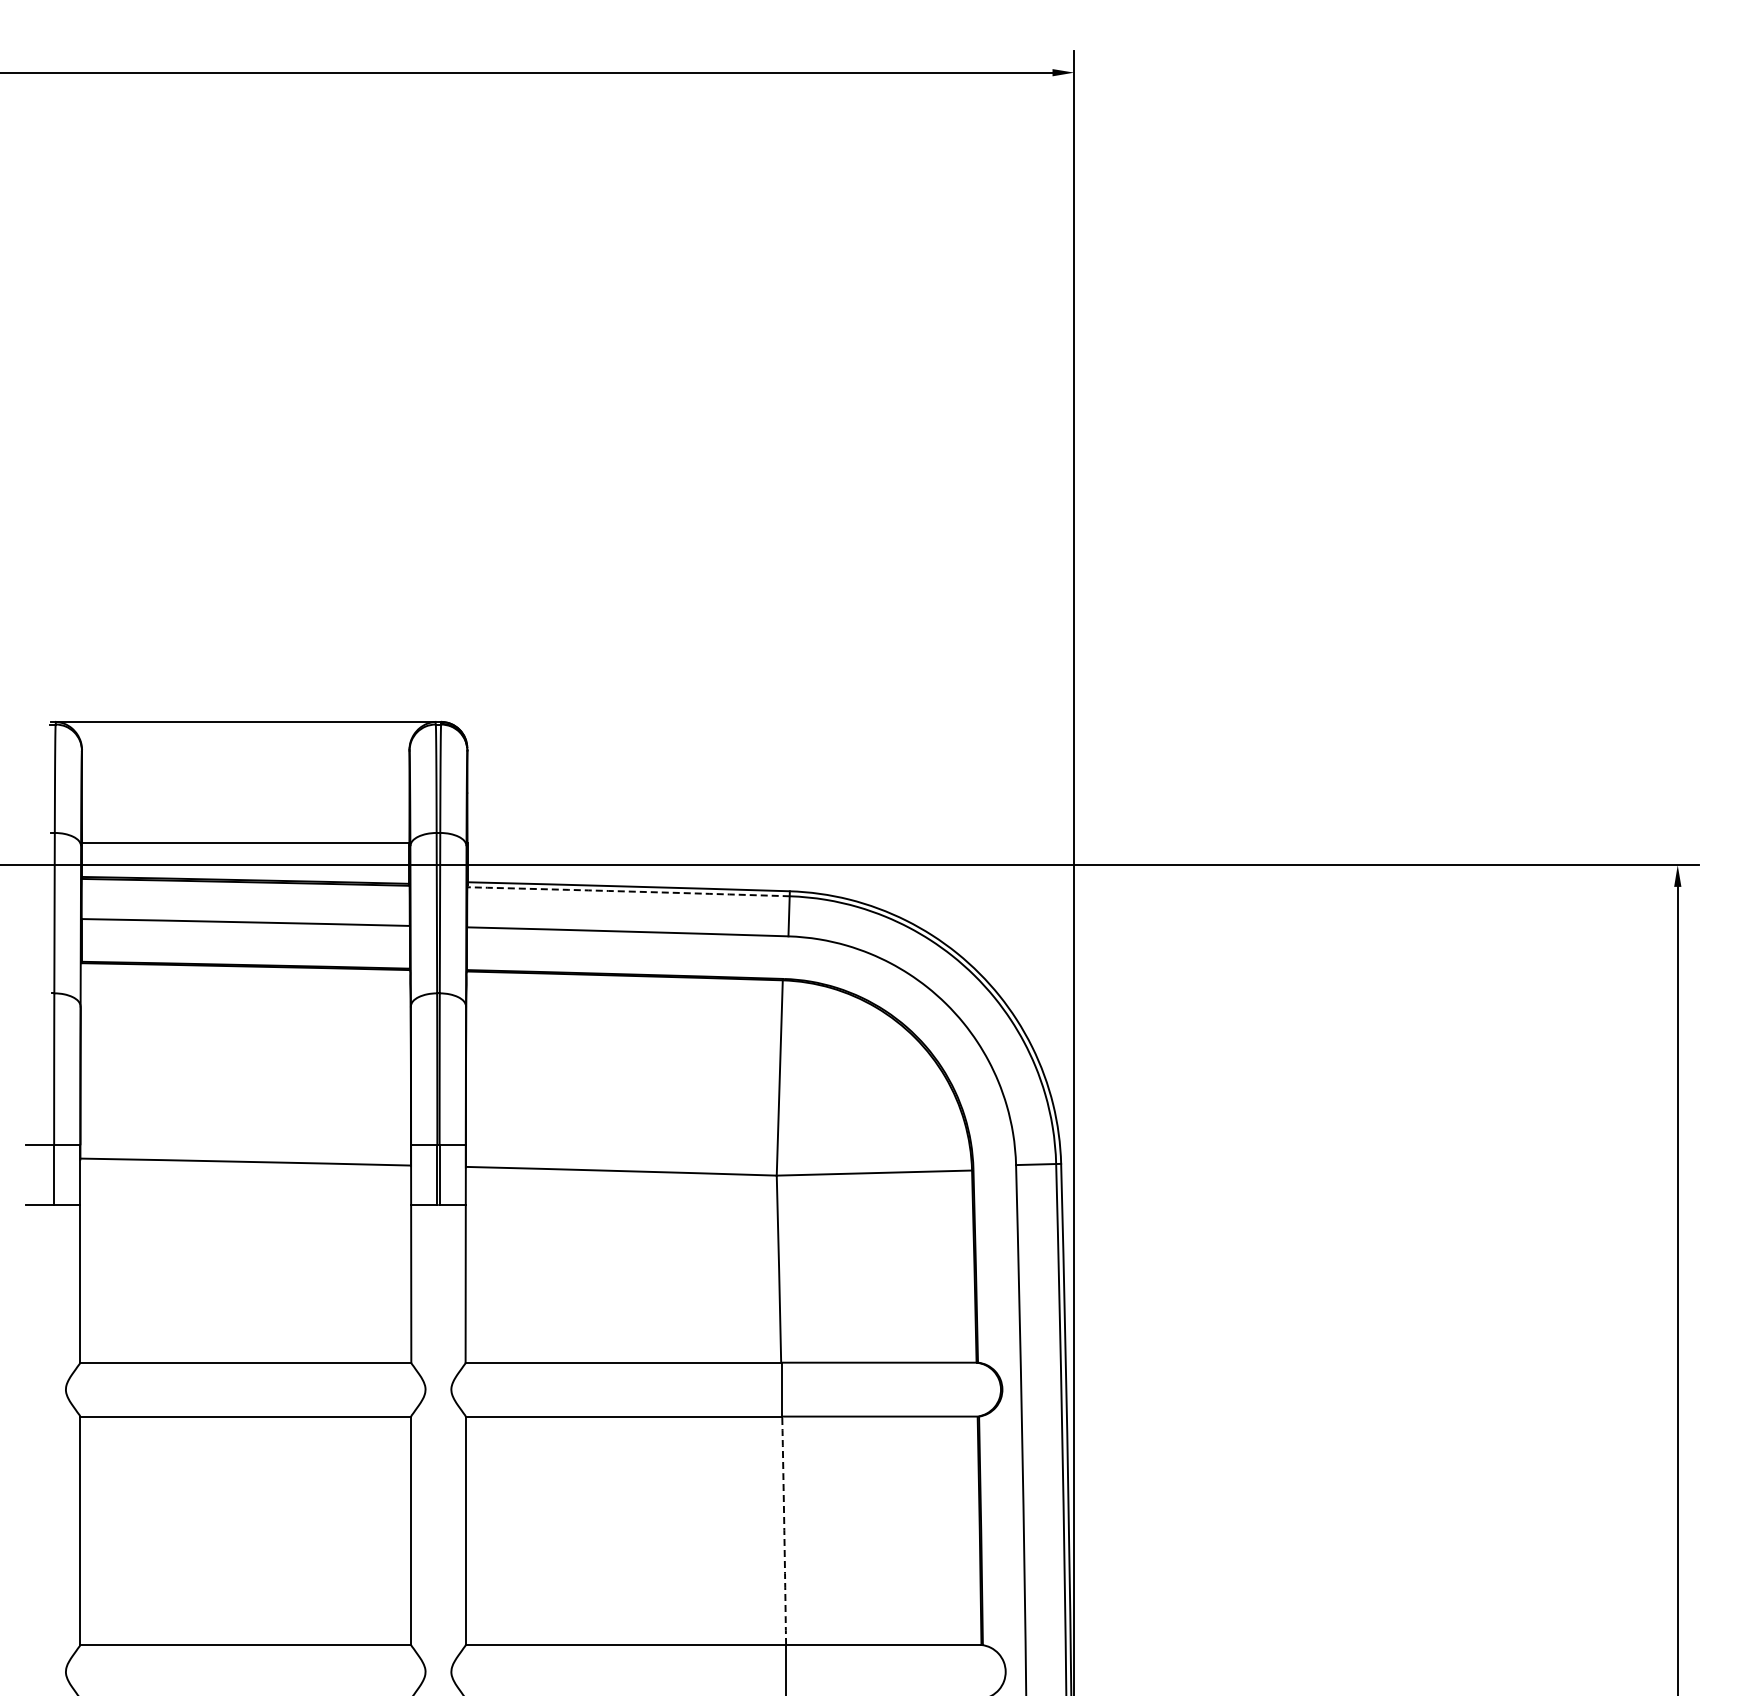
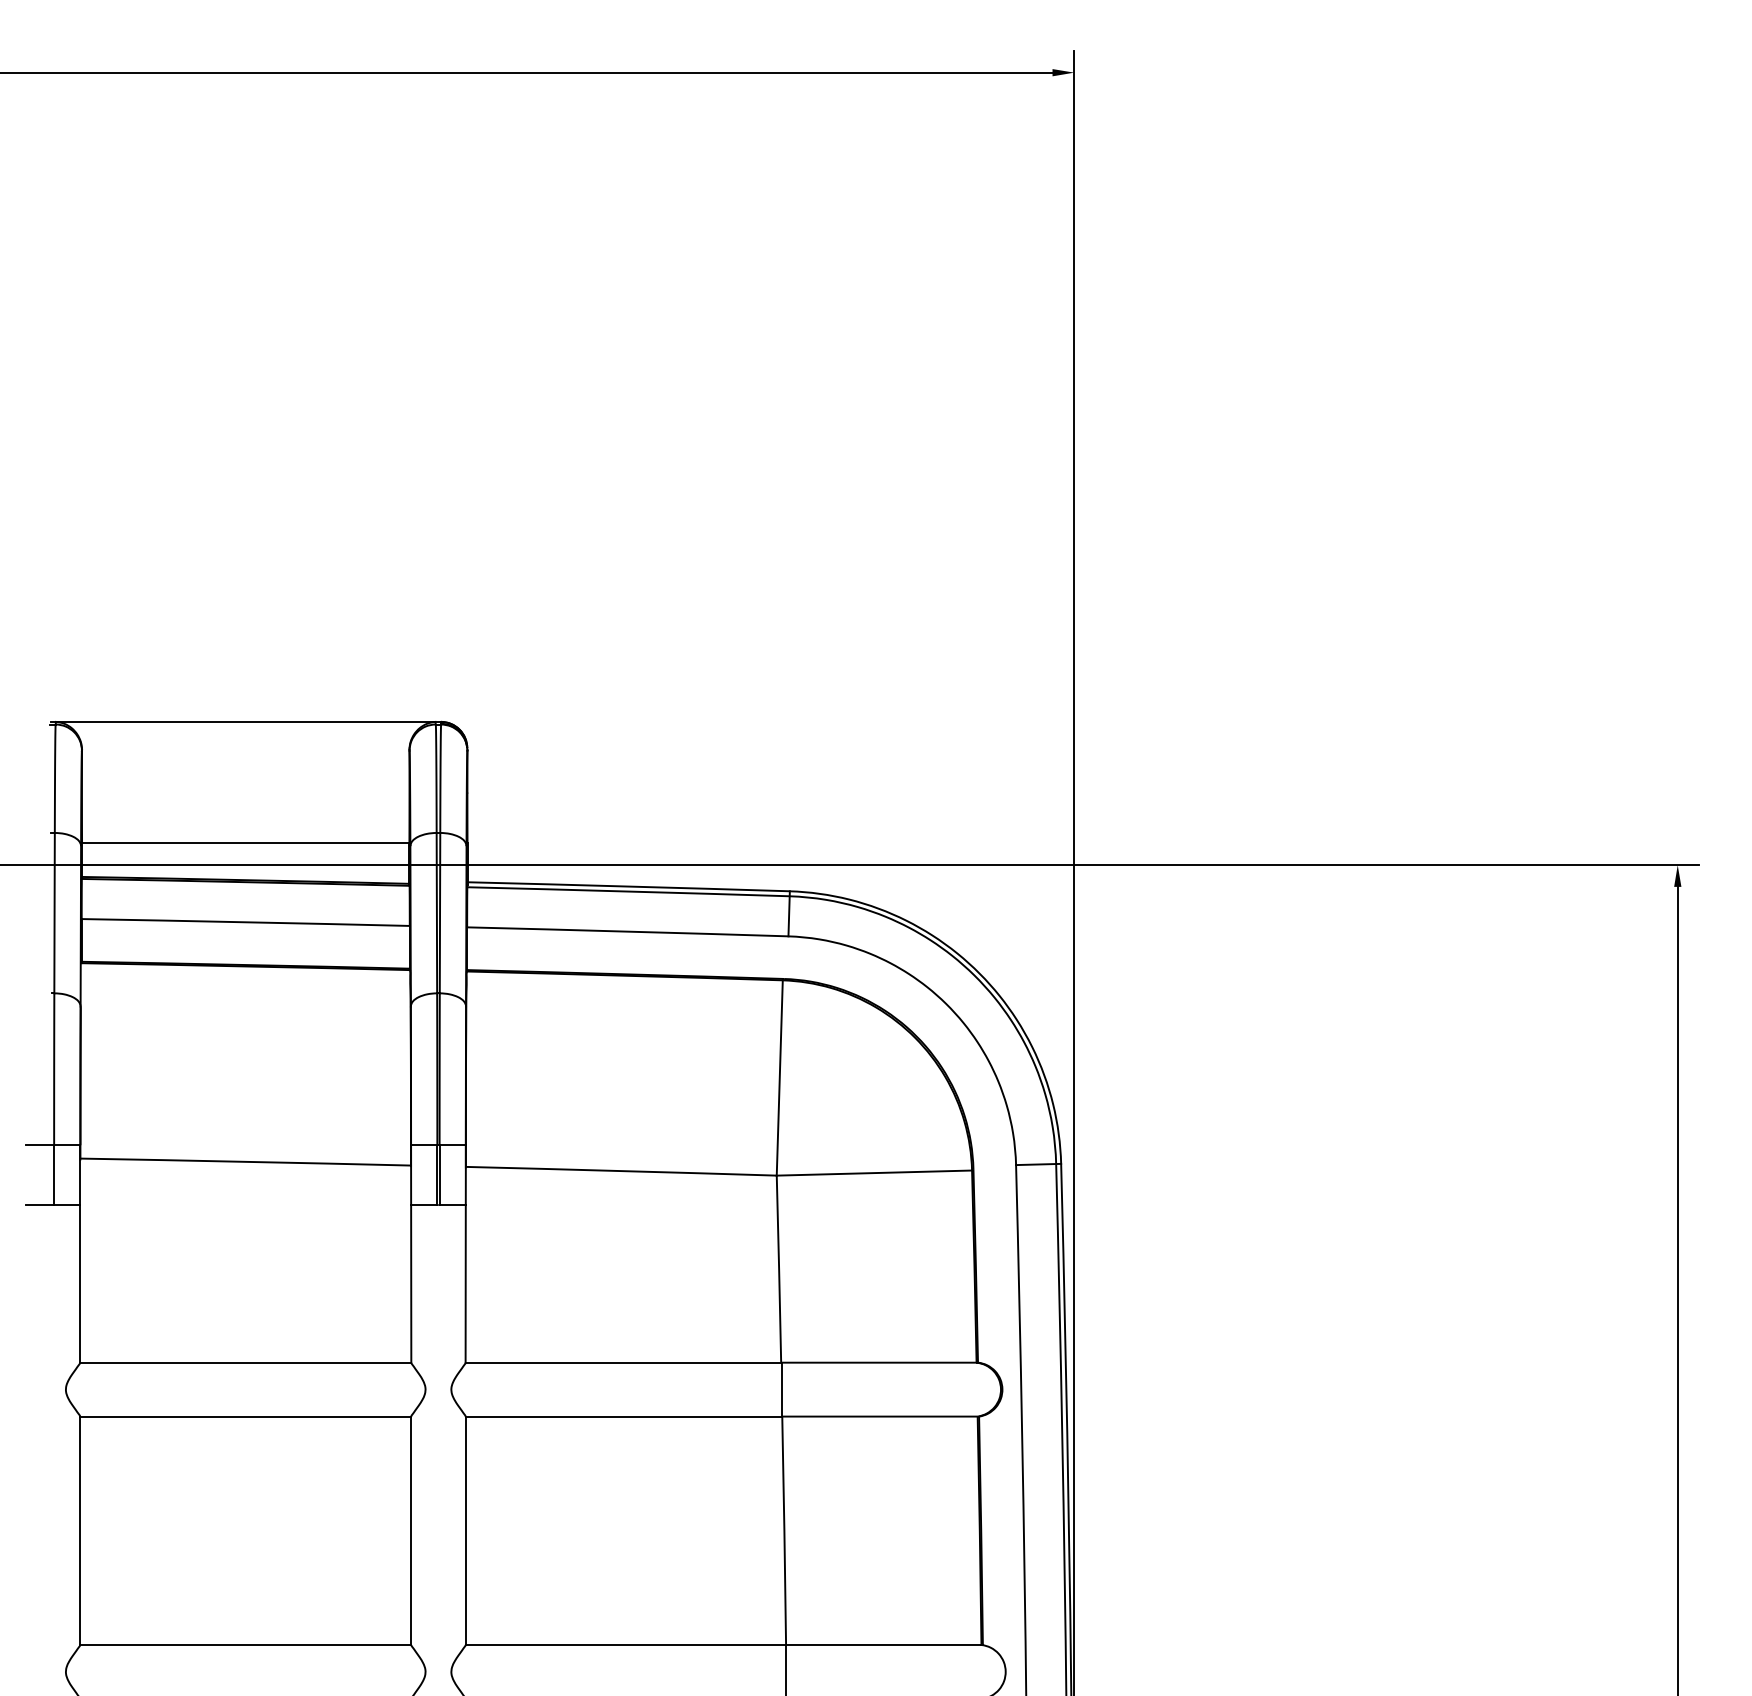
arc: dashed -> solid (628, 891)
arc: dashed -> solid (784, 1530)
